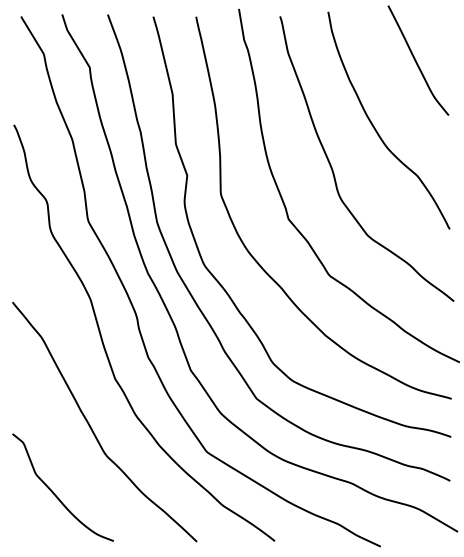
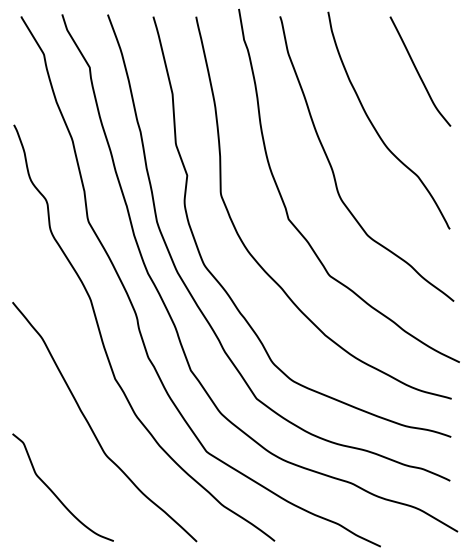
curve position: (416, 60) -> (418, 71) (418, 71)
